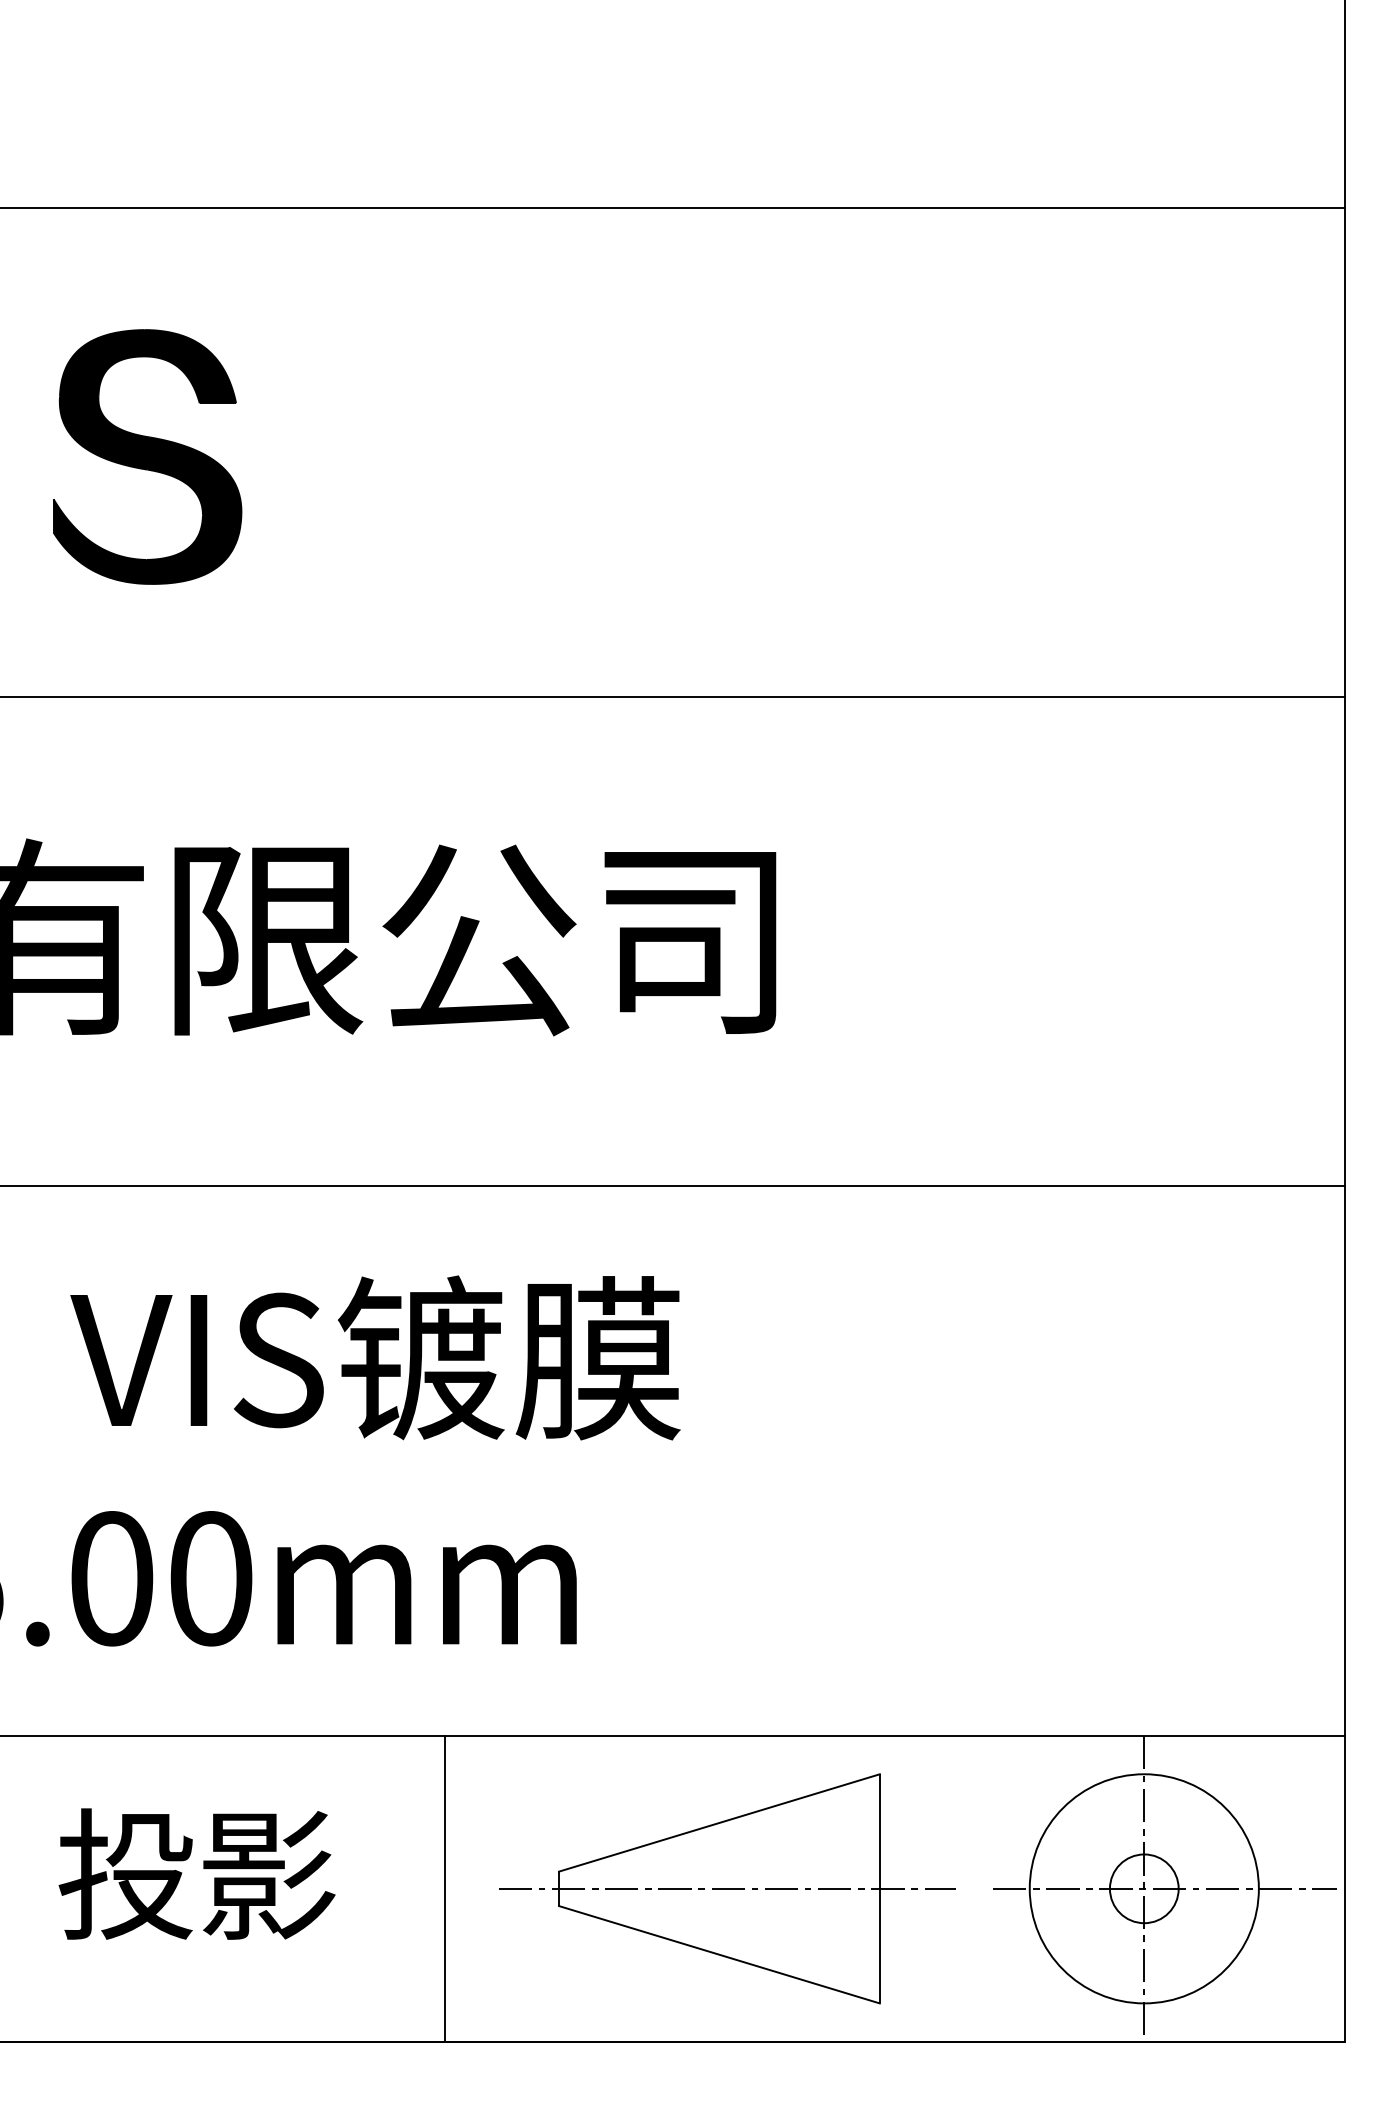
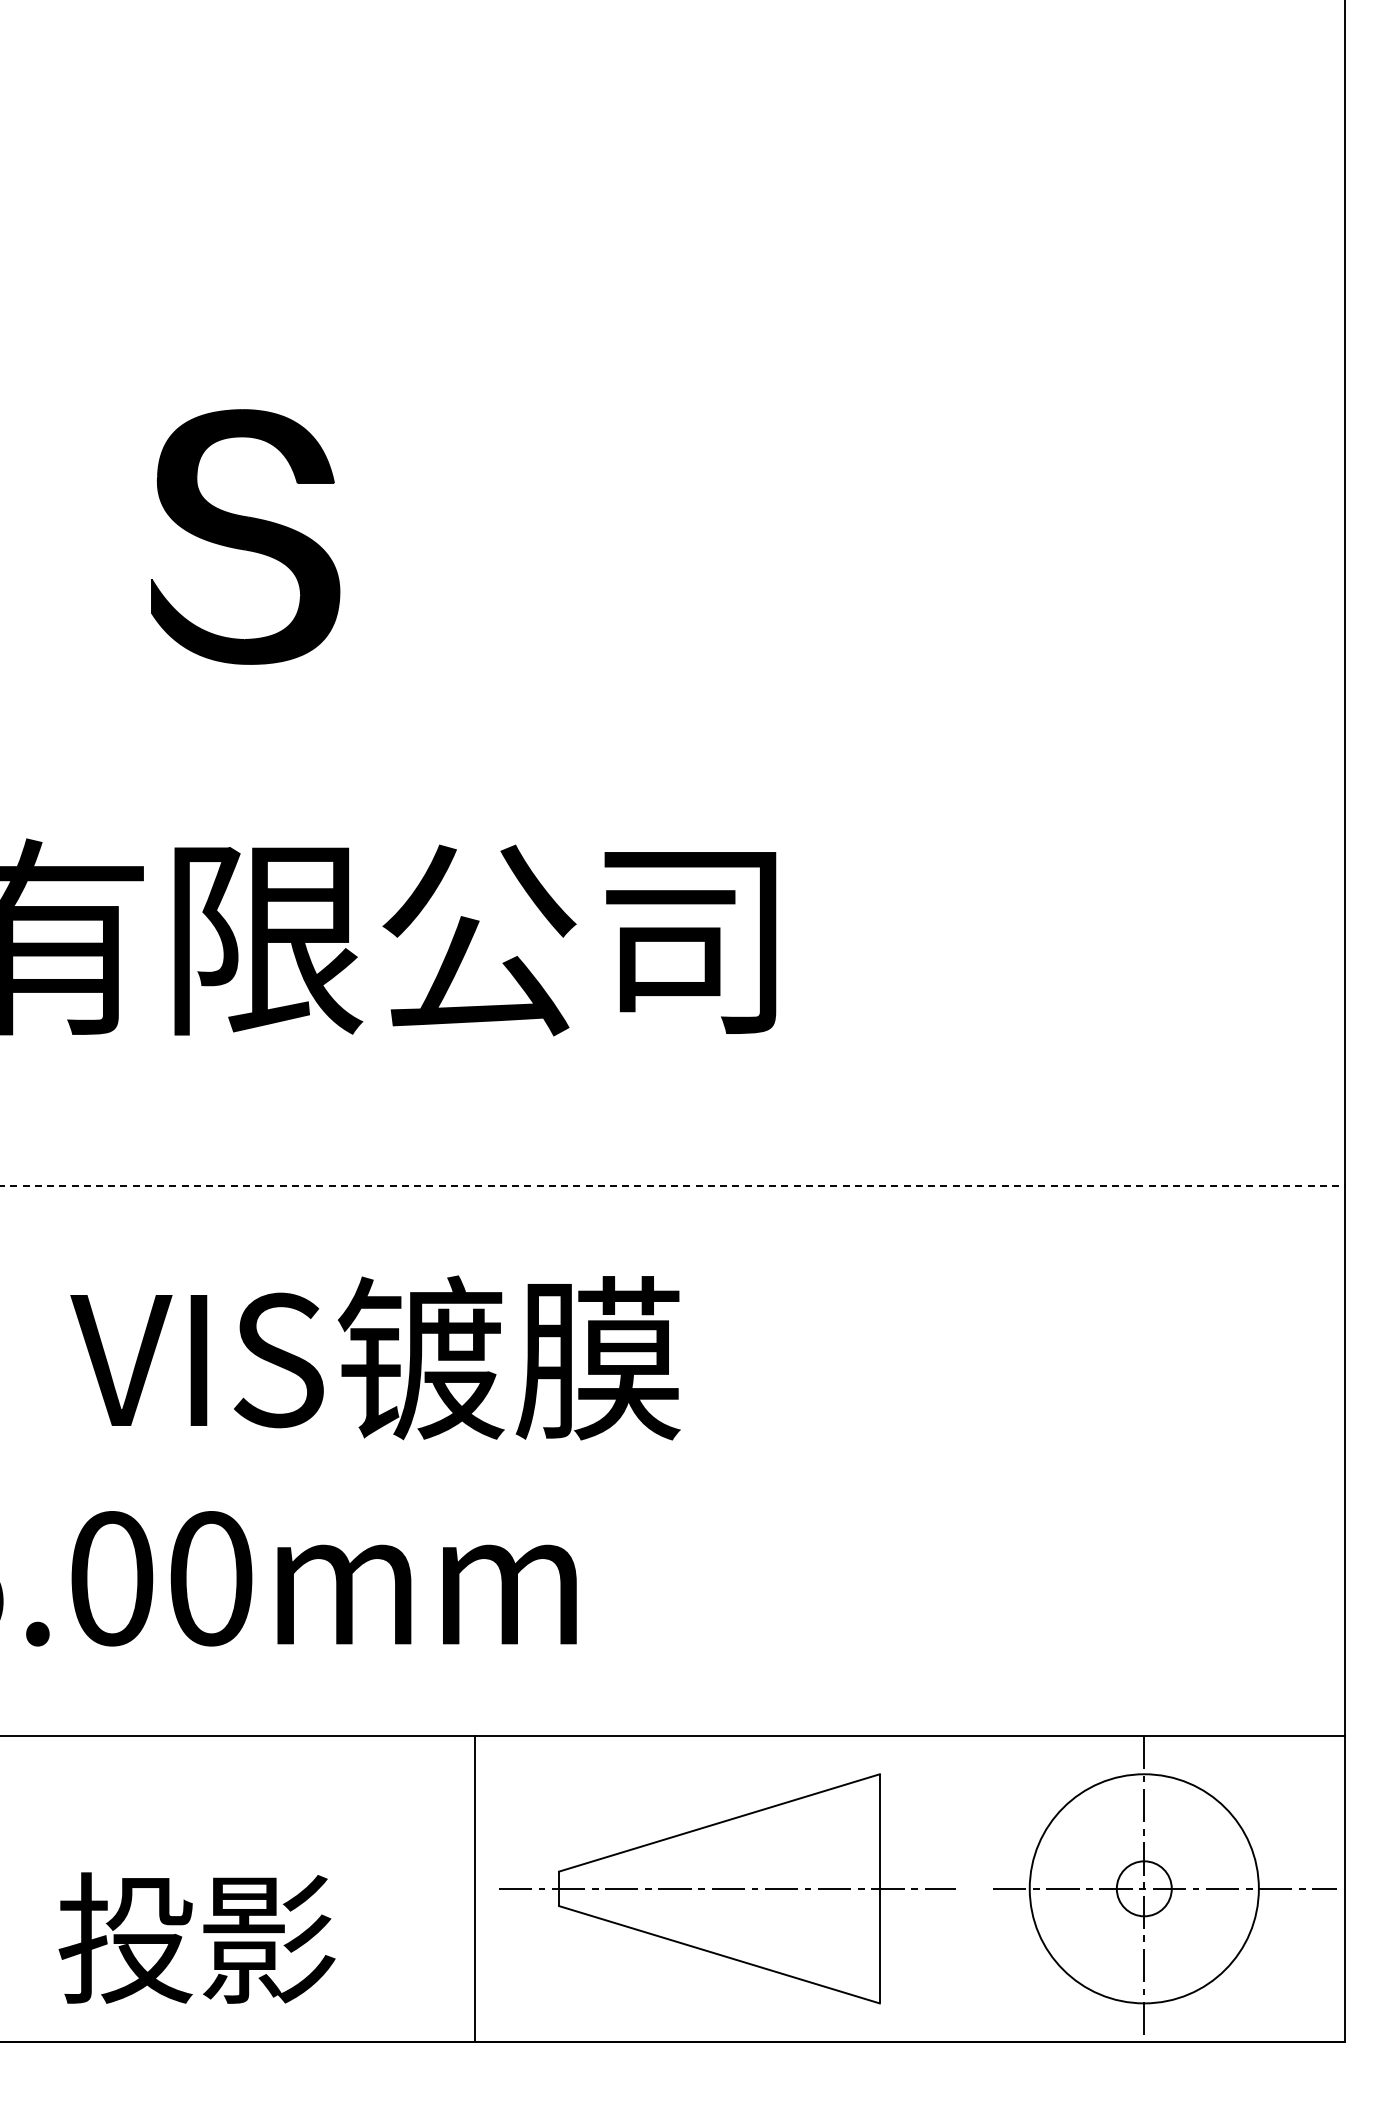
line: present -> none (673, 208)
part position: (147, 456) -> (245, 536) (245, 536)
line: present -> none (673, 697)
line: solid -> dashed (672, 1186)
text position: (196, 1873) -> (196, 1937) (196, 1937)
line position: (444, 1888) -> (474, 1888) (474, 1888)
circle diameter: 69 px -> 55 px (1143, 1888)
